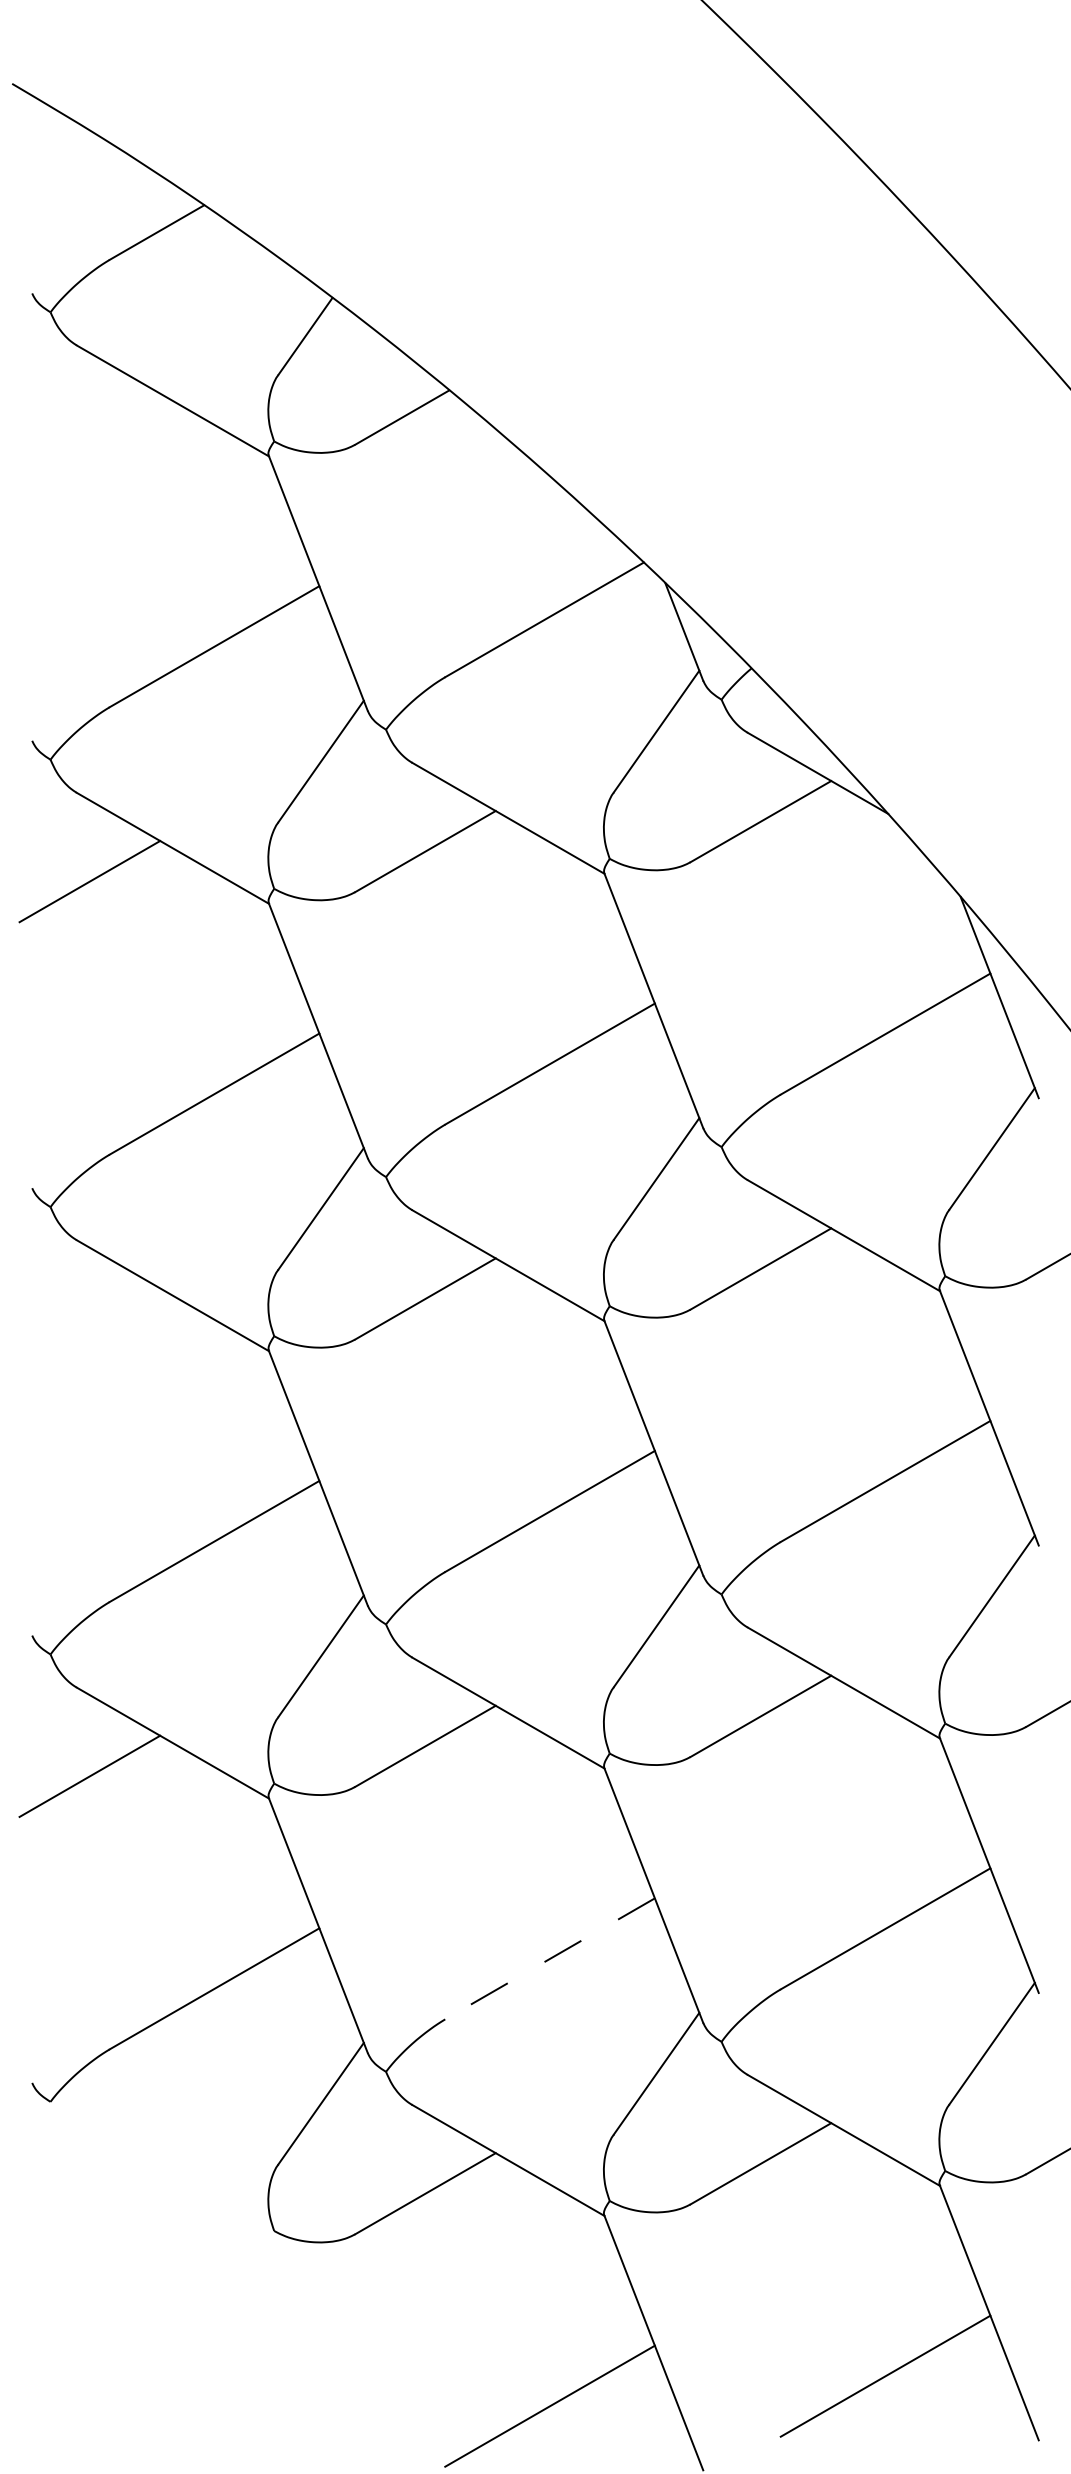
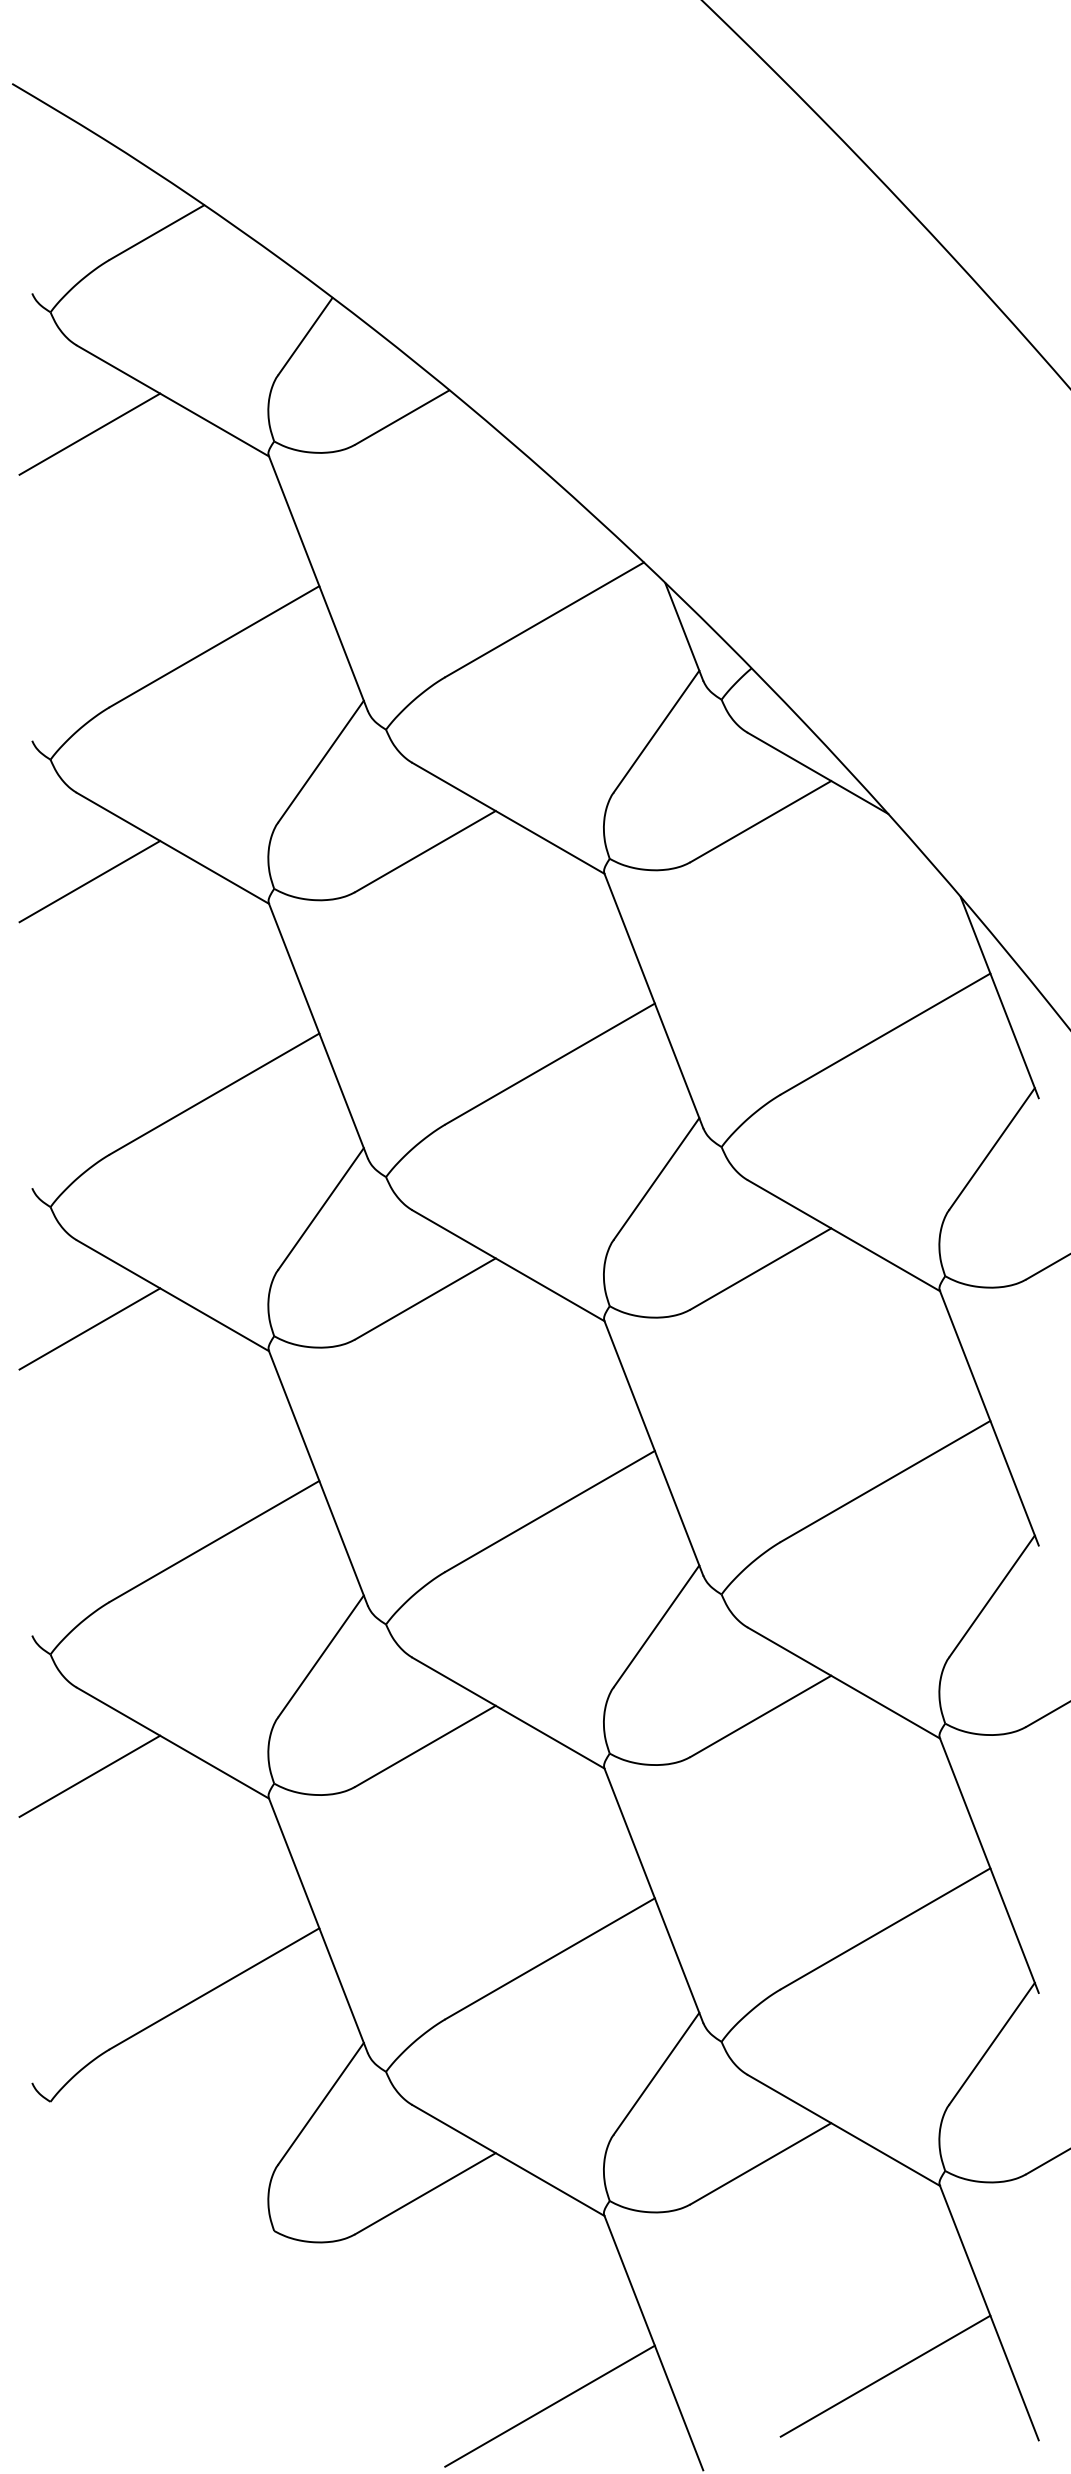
line: none -> present (89, 433)
line: none -> present (89, 1328)
line: dashed -> solid (549, 1959)
